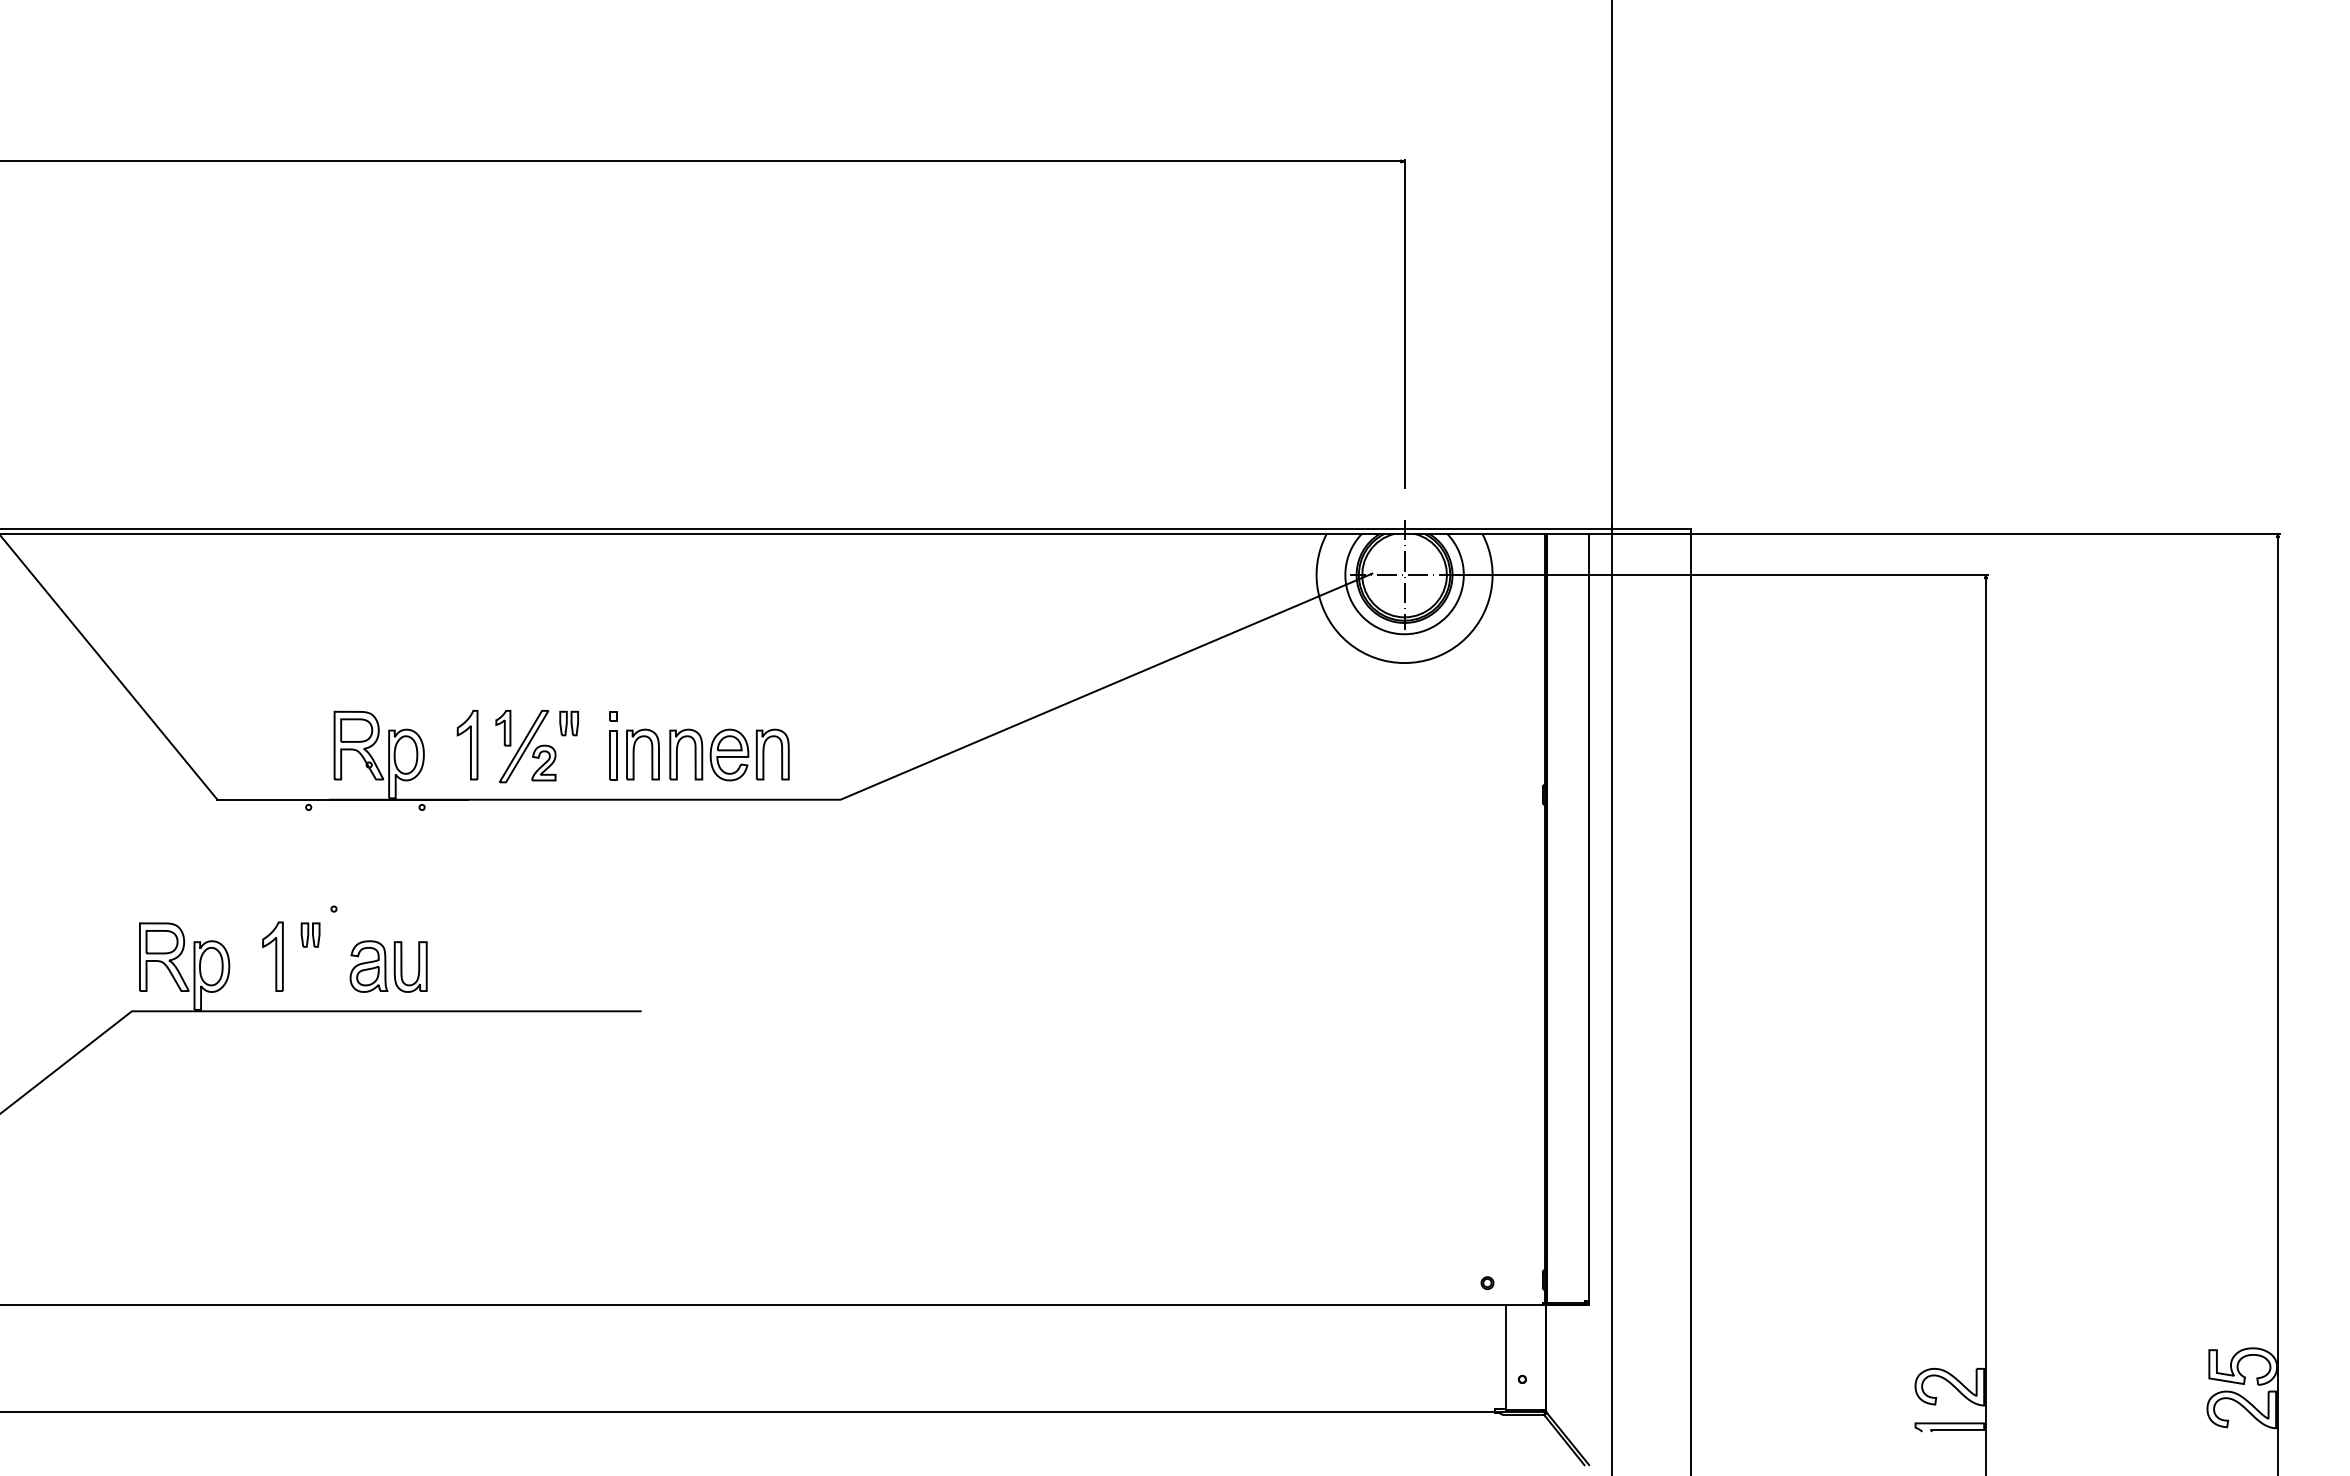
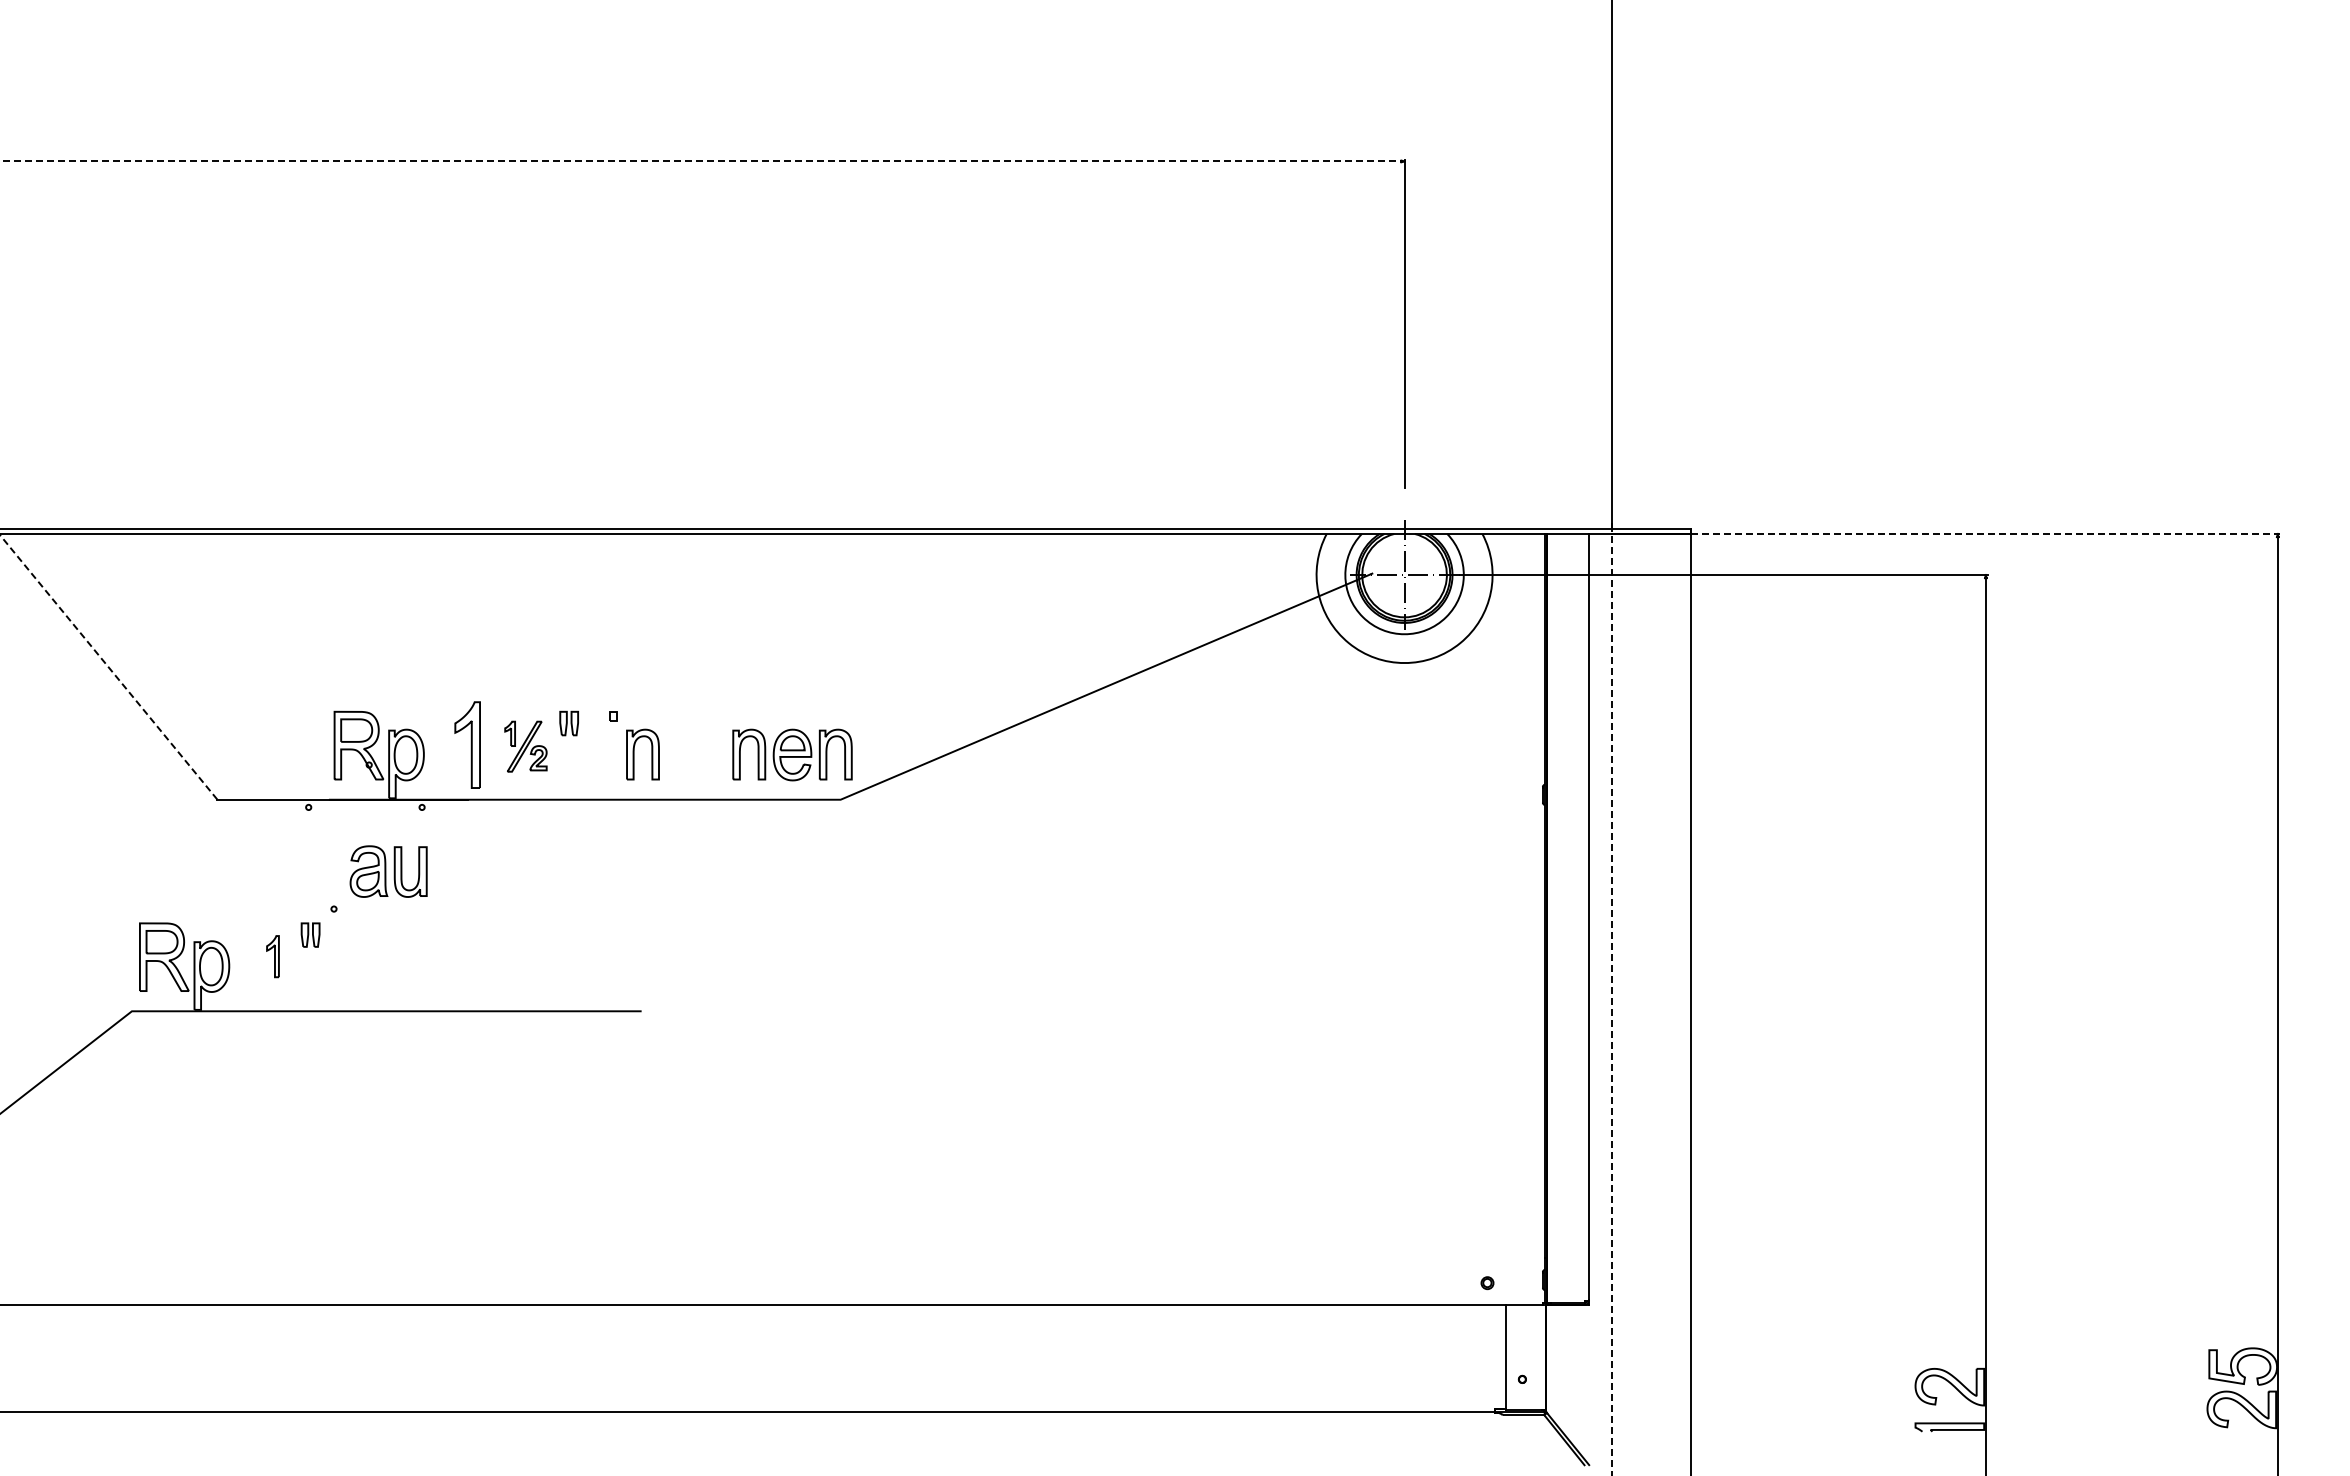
line: solid -> dashed (700, 161)
line: solid -> dashed (1985, 533)
line: solid -> dashed (109, 667)
part size: 23x71 px -> 27x88 px (467, 744)
part size: 62x74 px -> 44x53 px (525, 746)
part position: (729, 754) -> (792, 754) (792, 754)
part: present -> none (613, 755)
part size: 22x71 px -> 14x44 px (272, 956)
part position: (388, 966) -> (388, 871) (388, 871)
line: solid -> dashed (1611, 1000)
